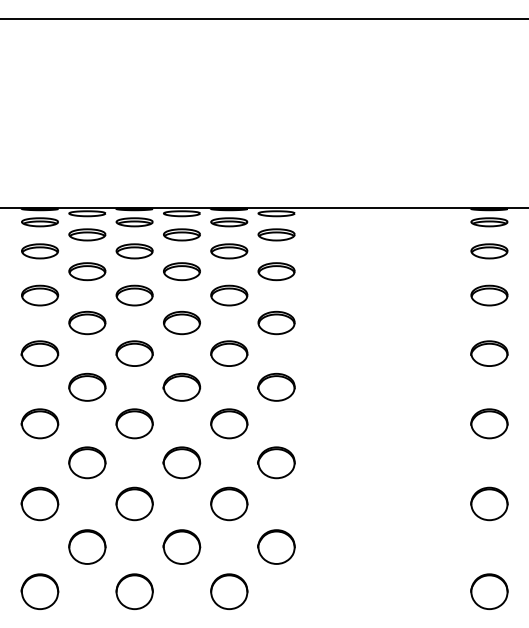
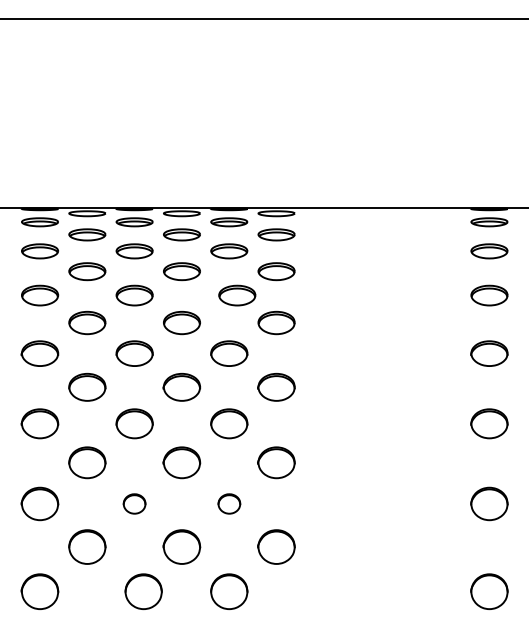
part position: (229, 295) -> (237, 295) (237, 295)
part size: 39x36 px -> 25x22 px (134, 503)
part size: 39x36 px -> 25x22 px (229, 503)
part position: (134, 591) -> (143, 591) (143, 591)
